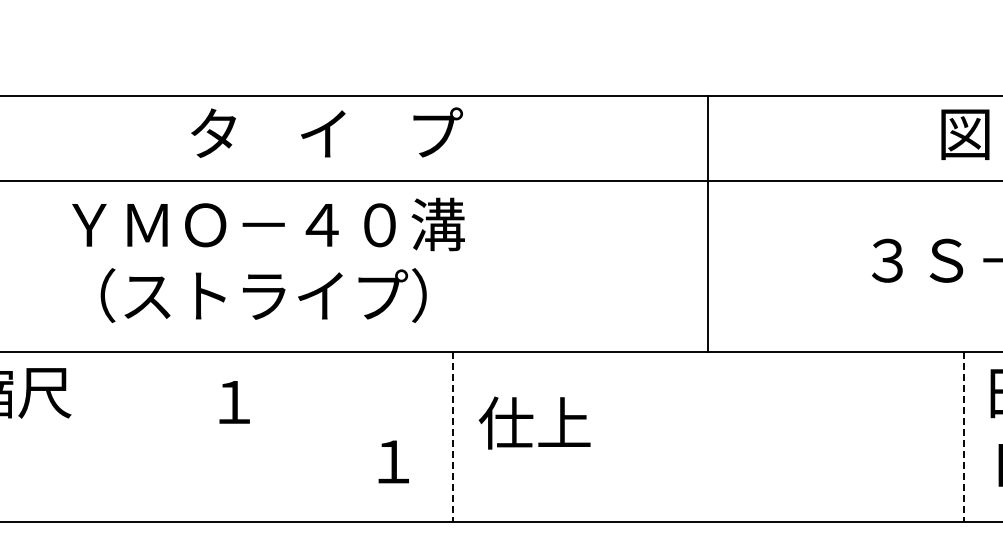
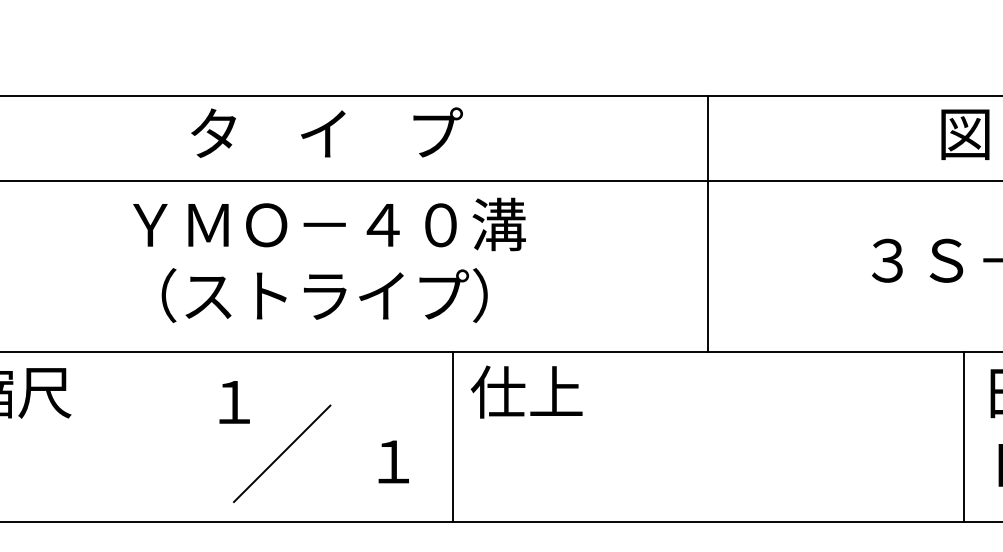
text position: (268, 259) -> (329, 259) (329, 259)
text position: (534, 422) -> (526, 391) (526, 391)
line: dashed -> solid (452, 437)
line: dashed -> solid (963, 437)
line: none -> present (281, 453)
